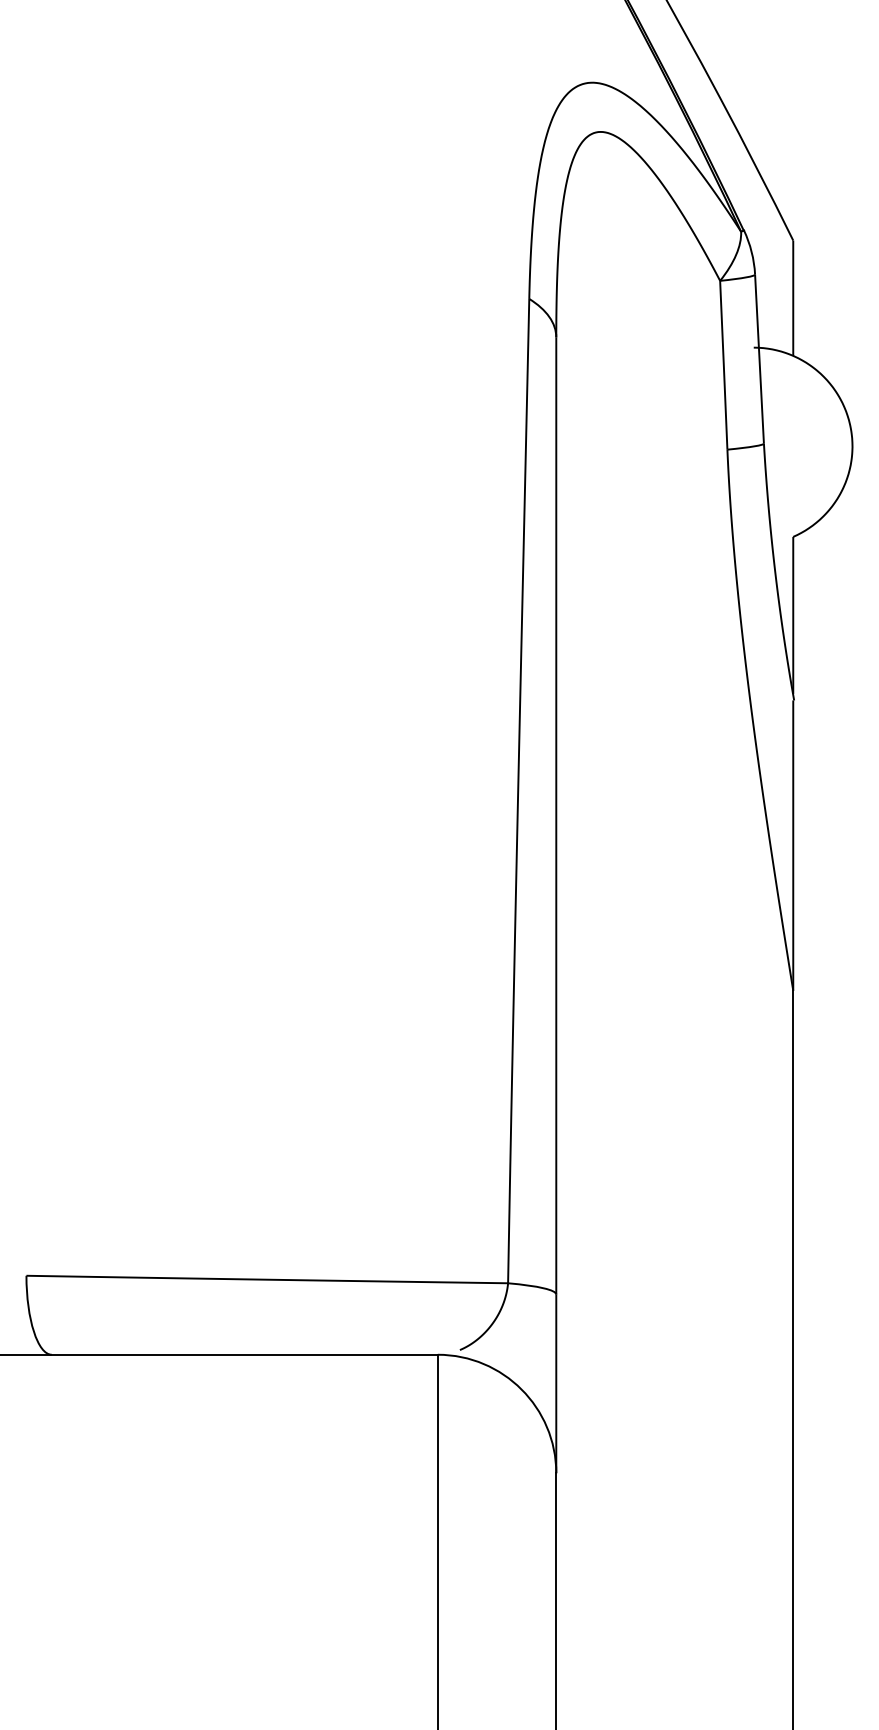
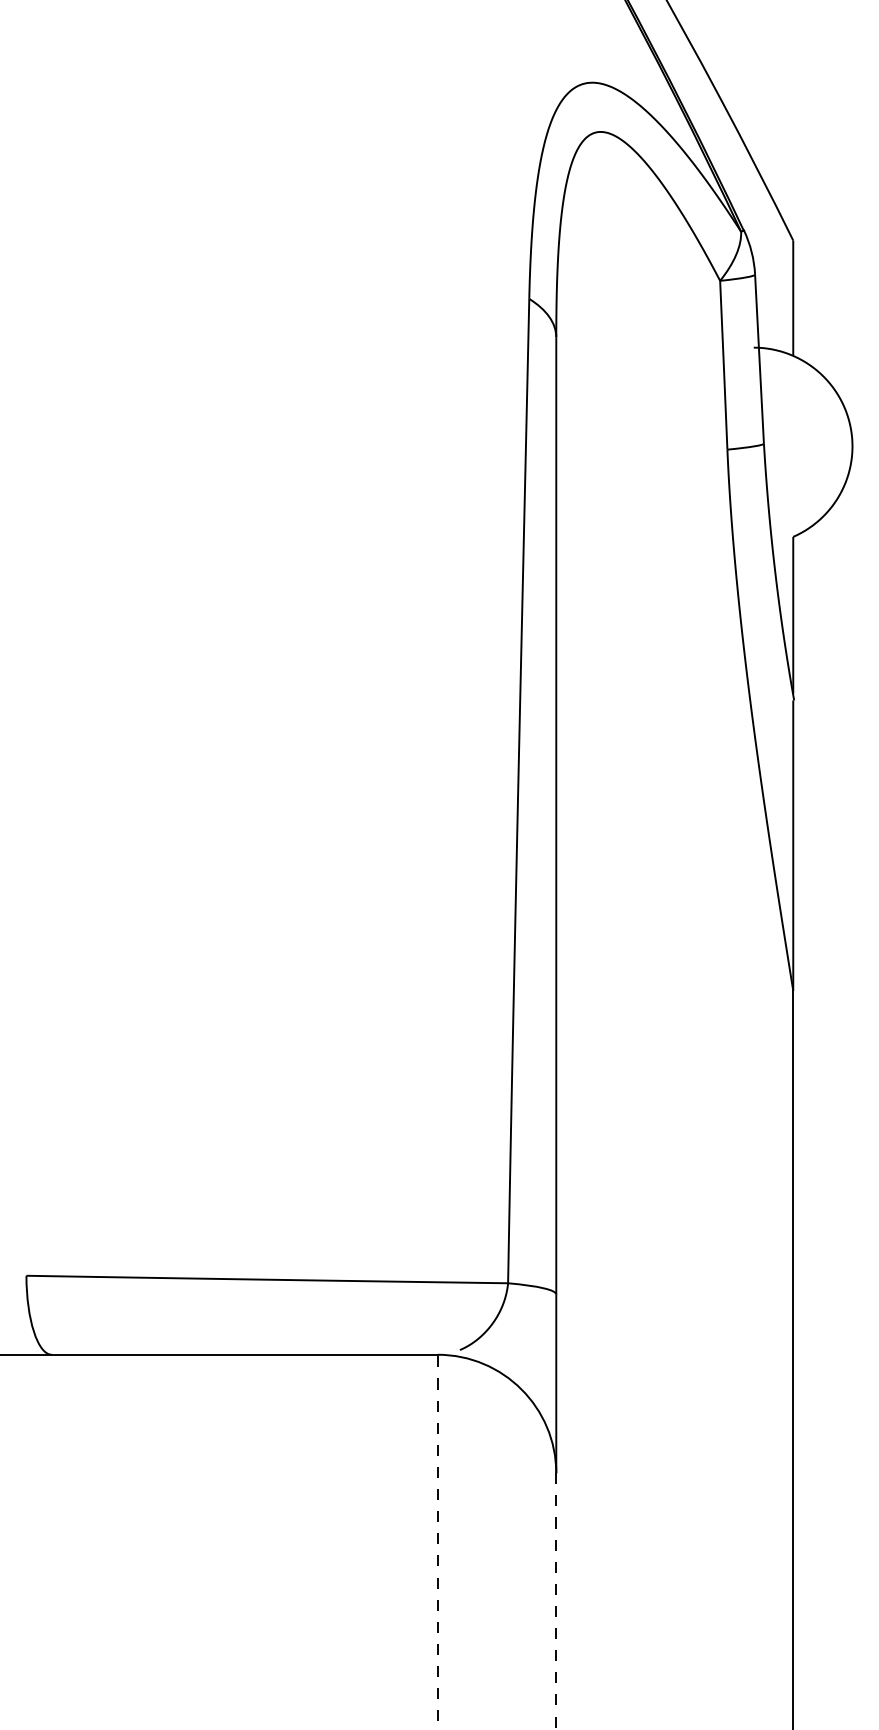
line: solid -> dashed (437, 1541)
line: solid -> dashed (556, 1601)
